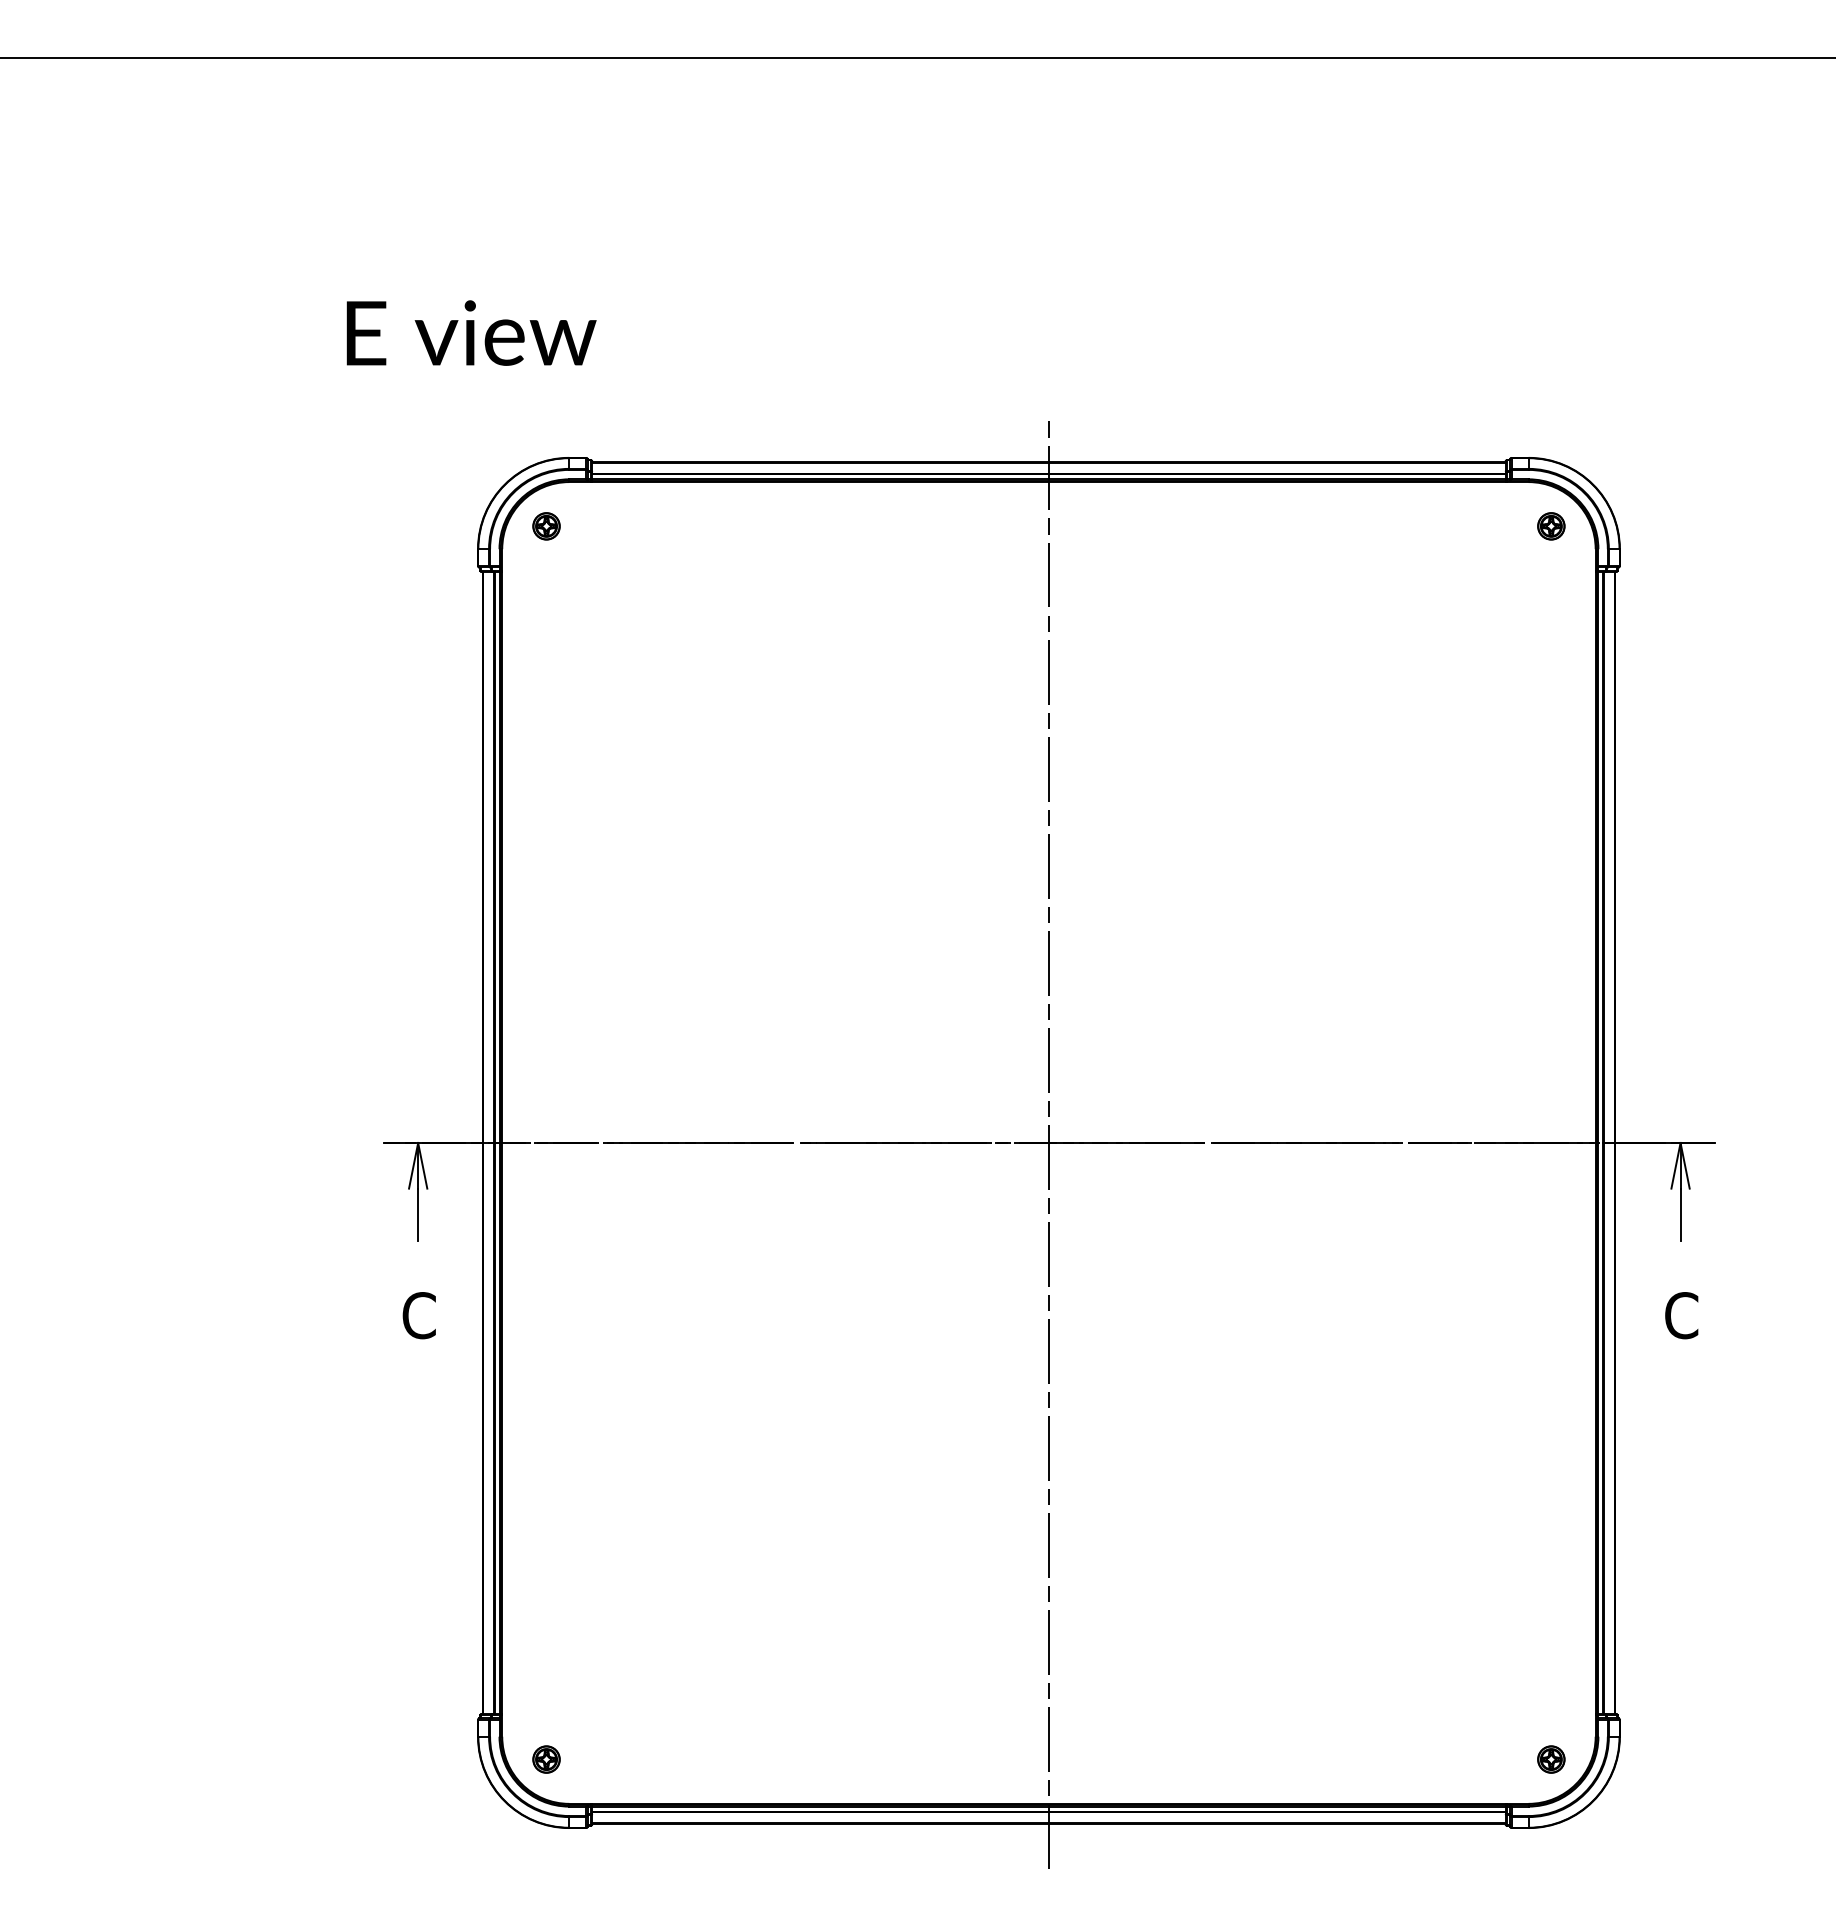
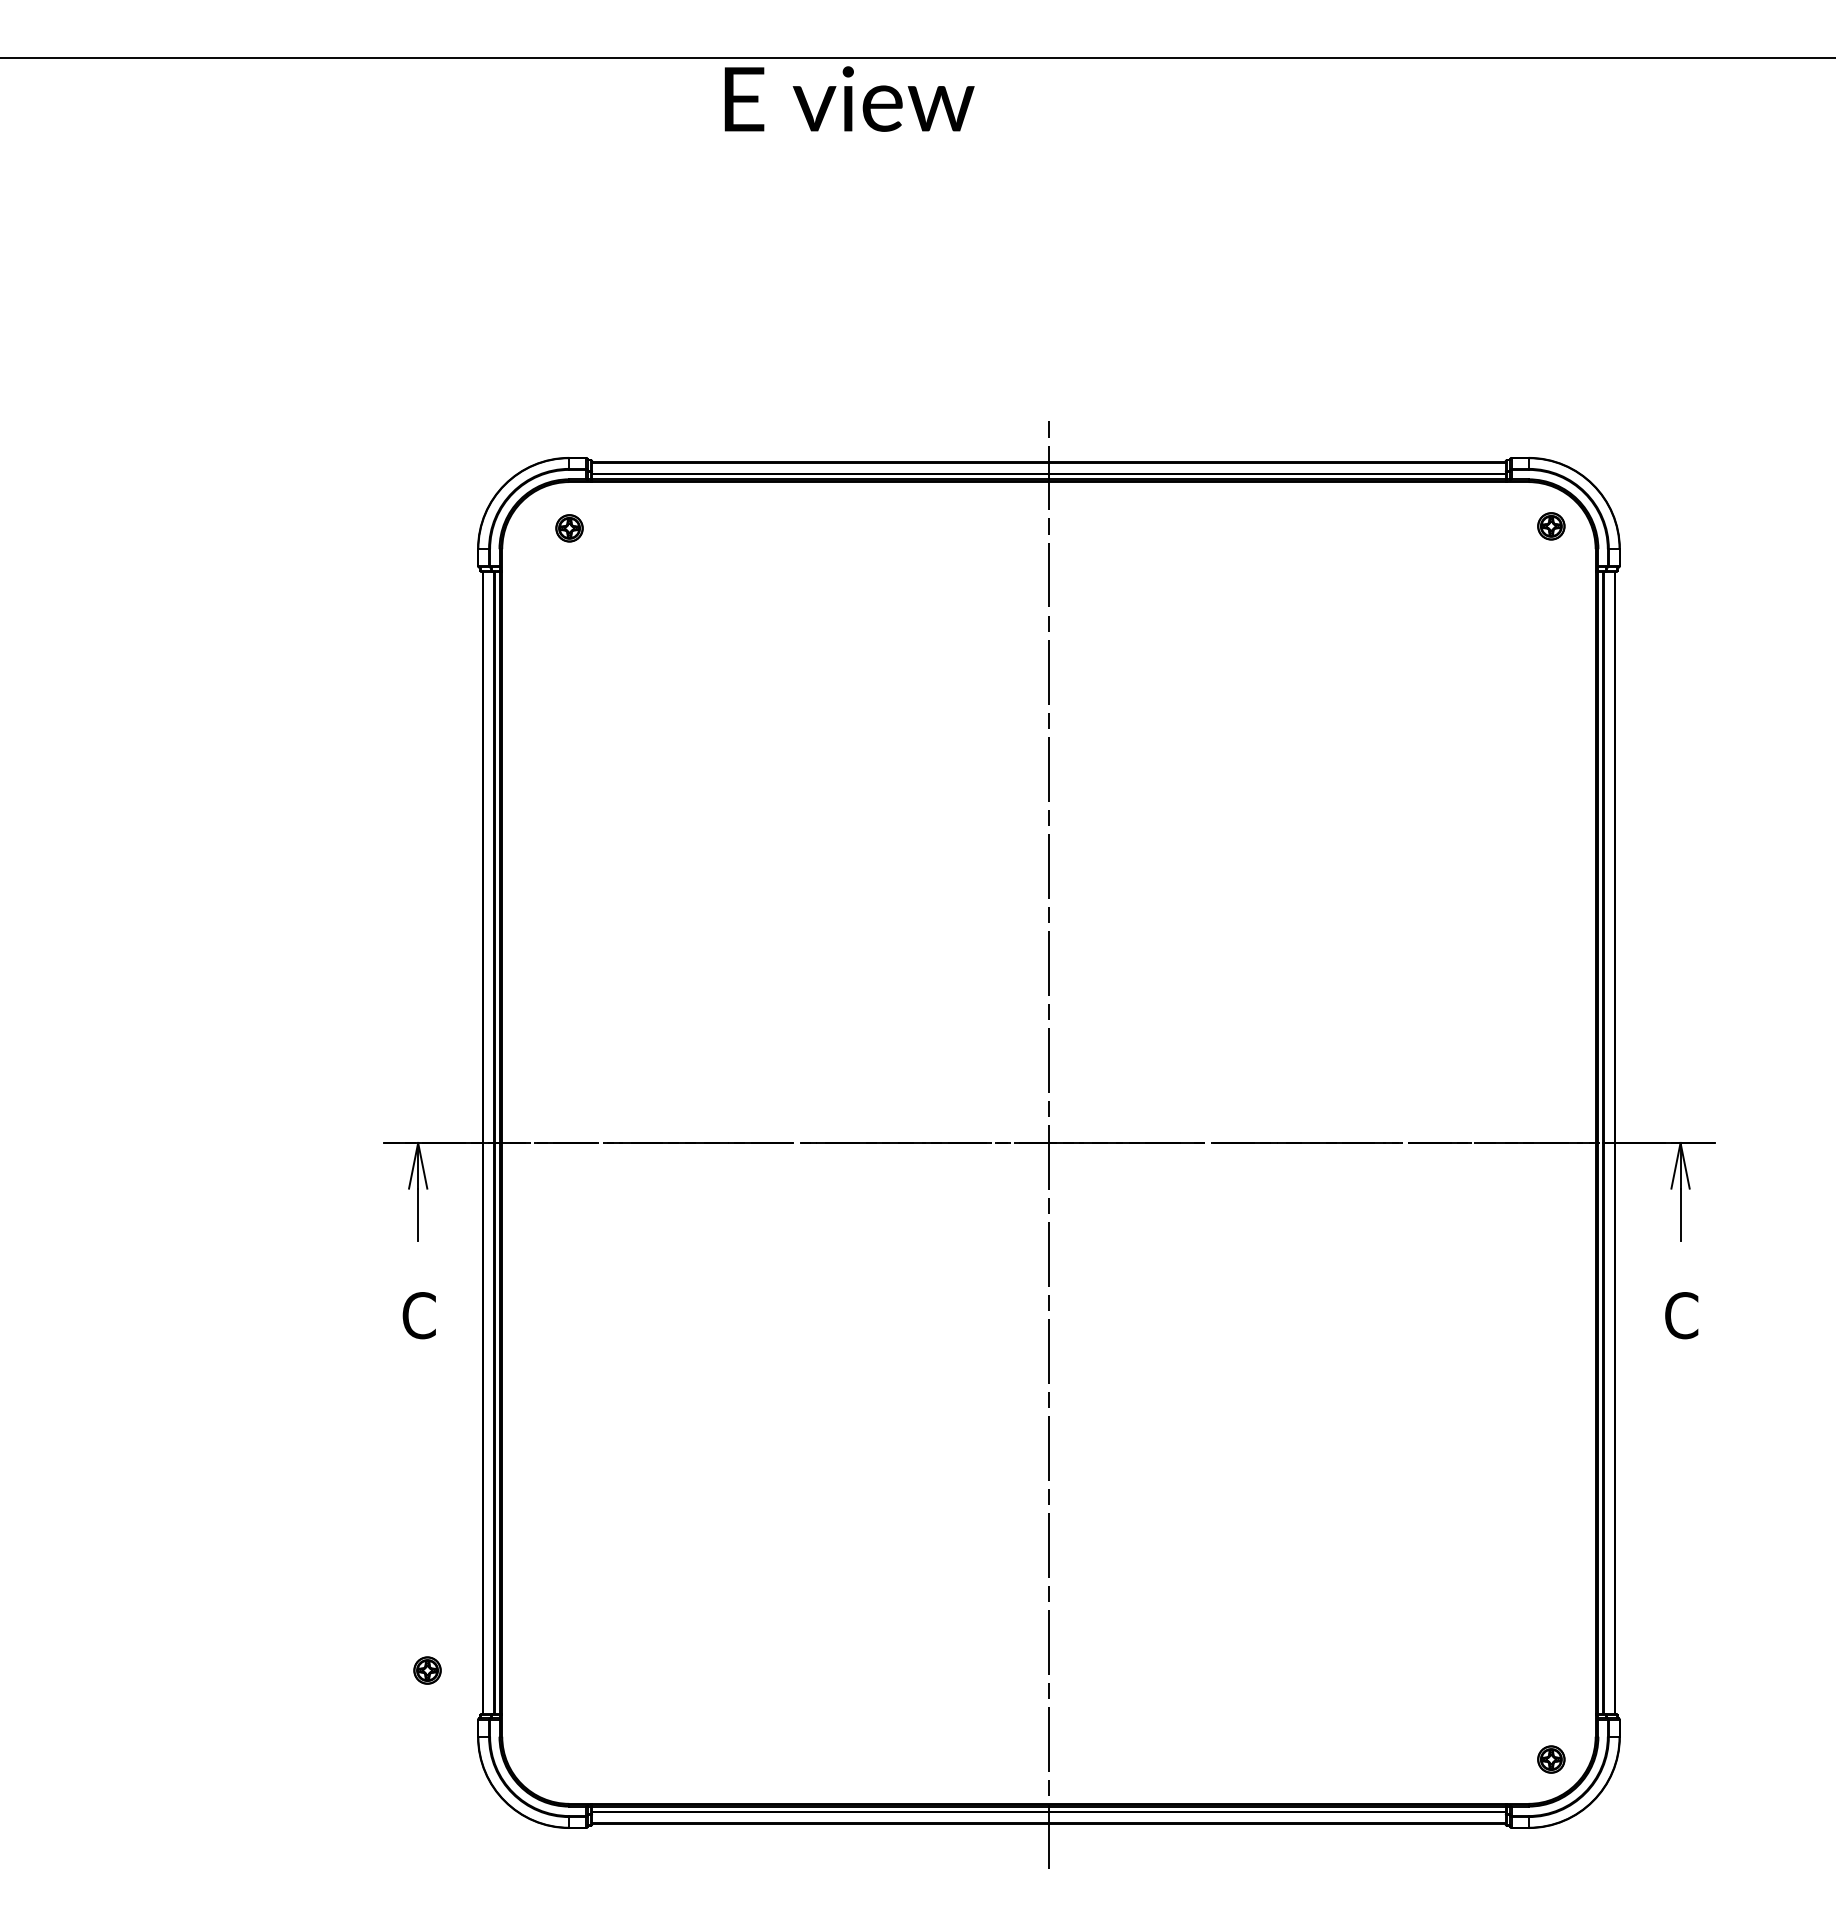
text position: (471, 332) -> (849, 98) (849, 98)
part position: (546, 526) -> (569, 528) (569, 528)
part position: (546, 1759) -> (427, 1670) (427, 1670)
